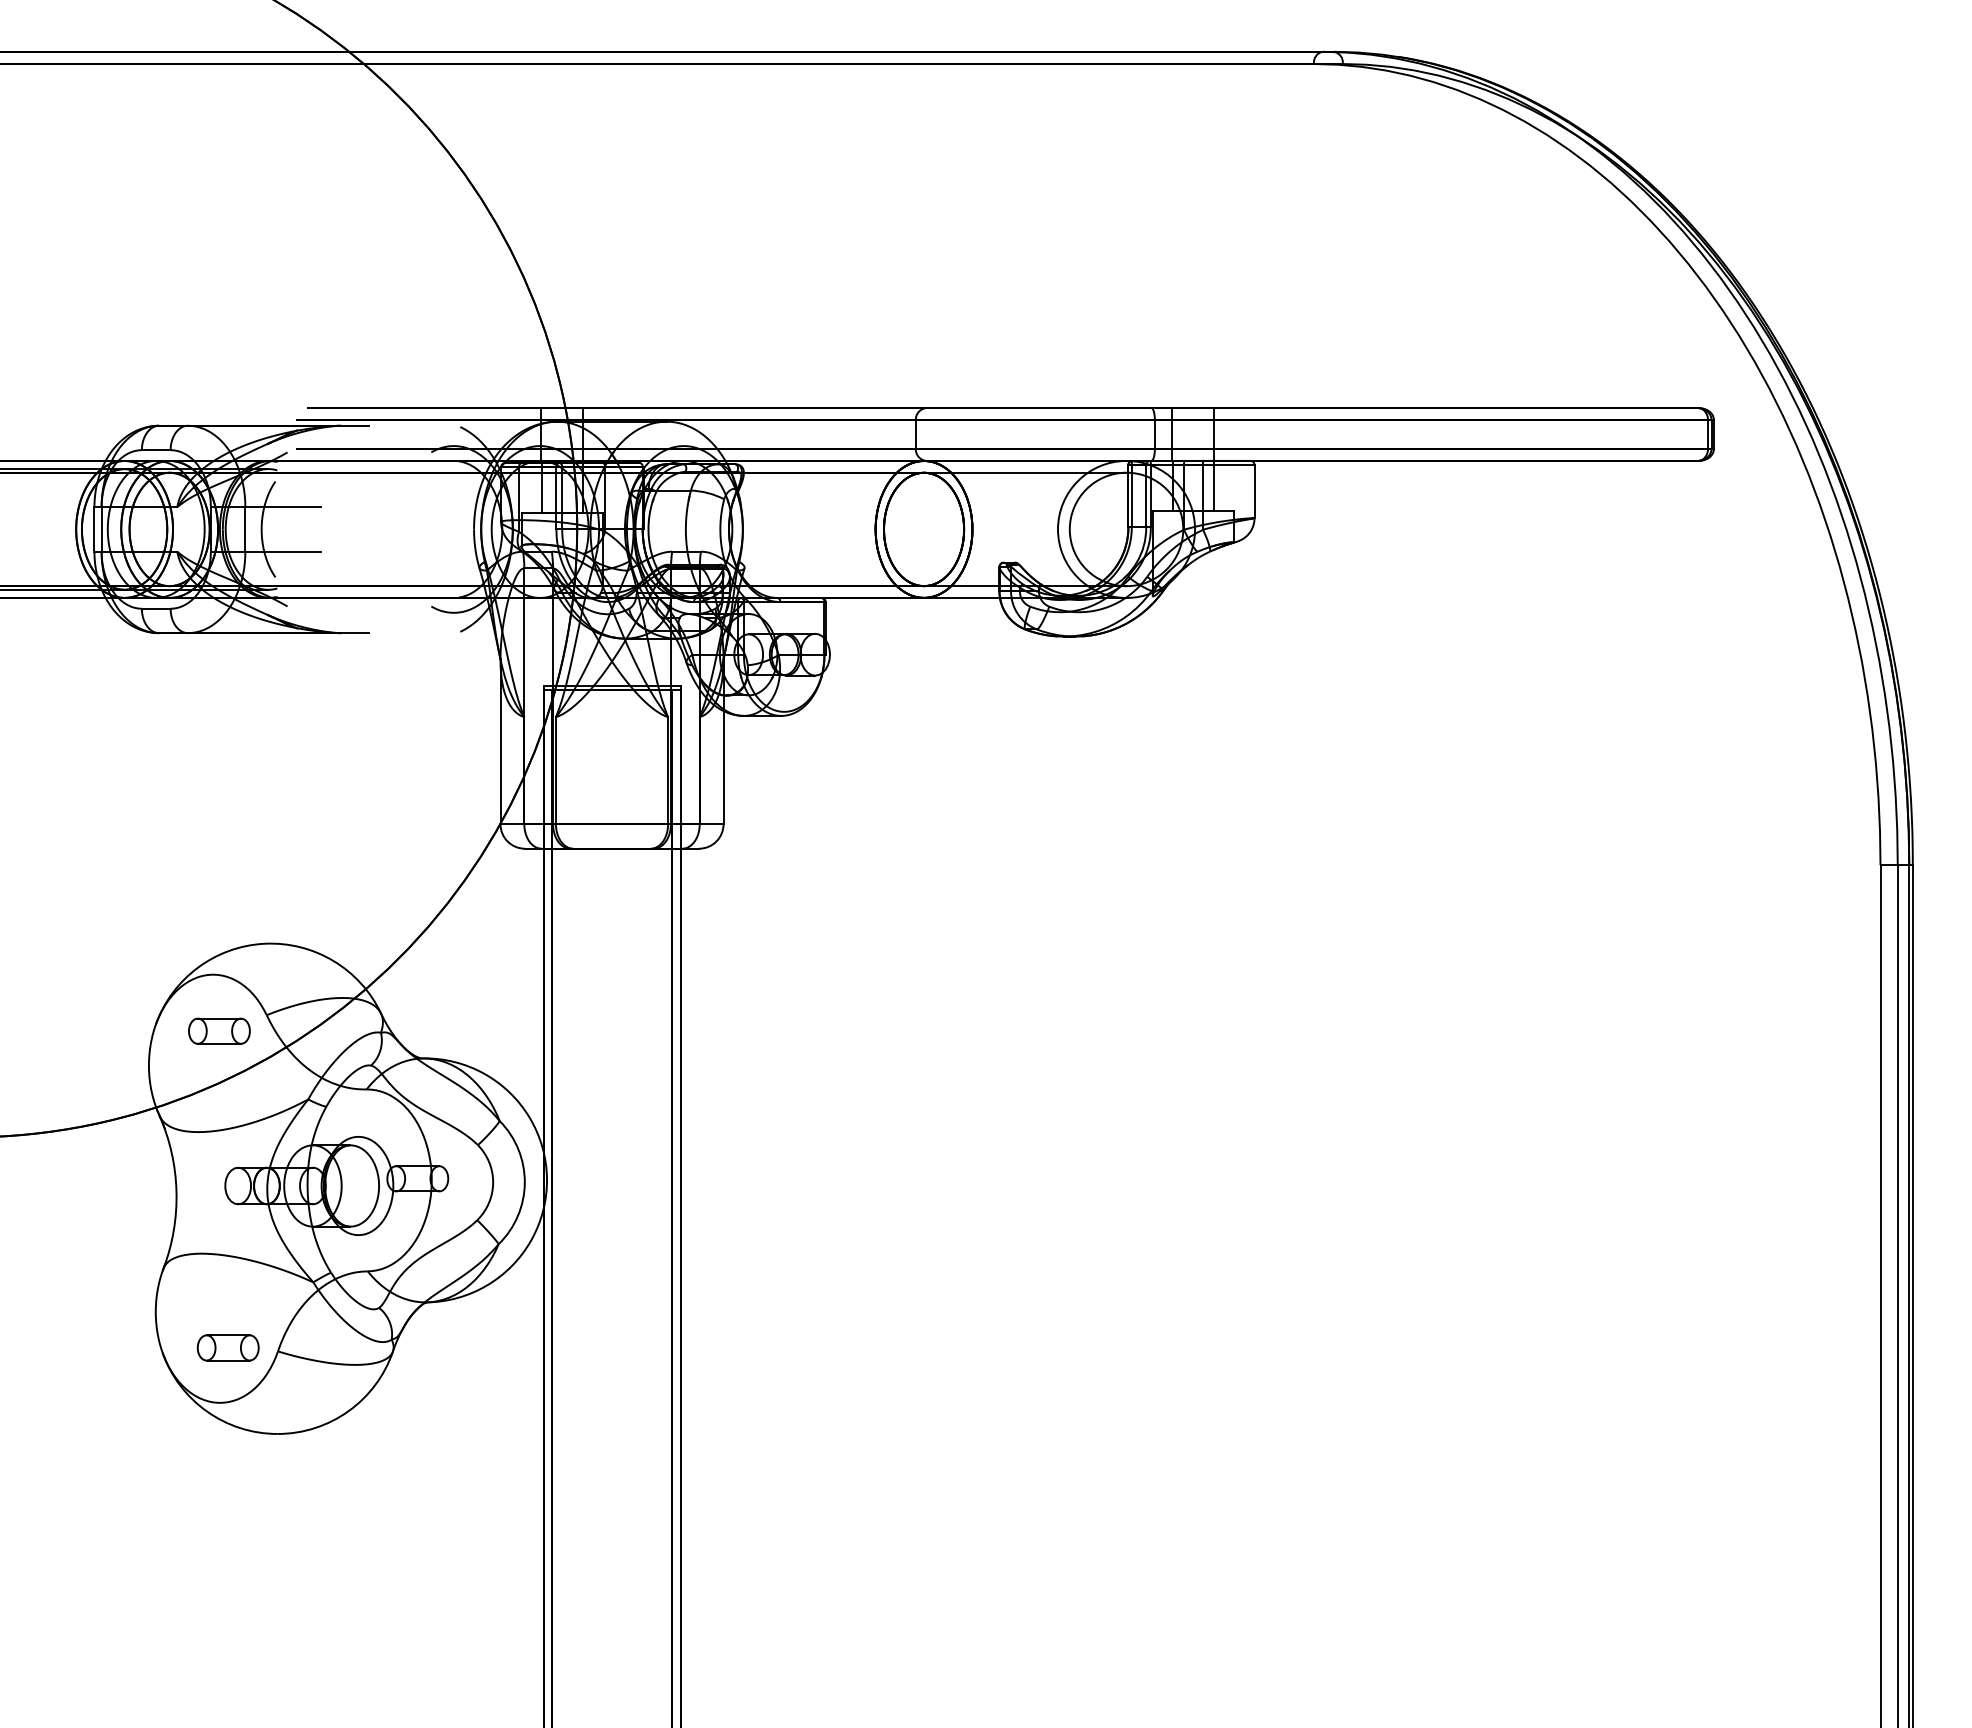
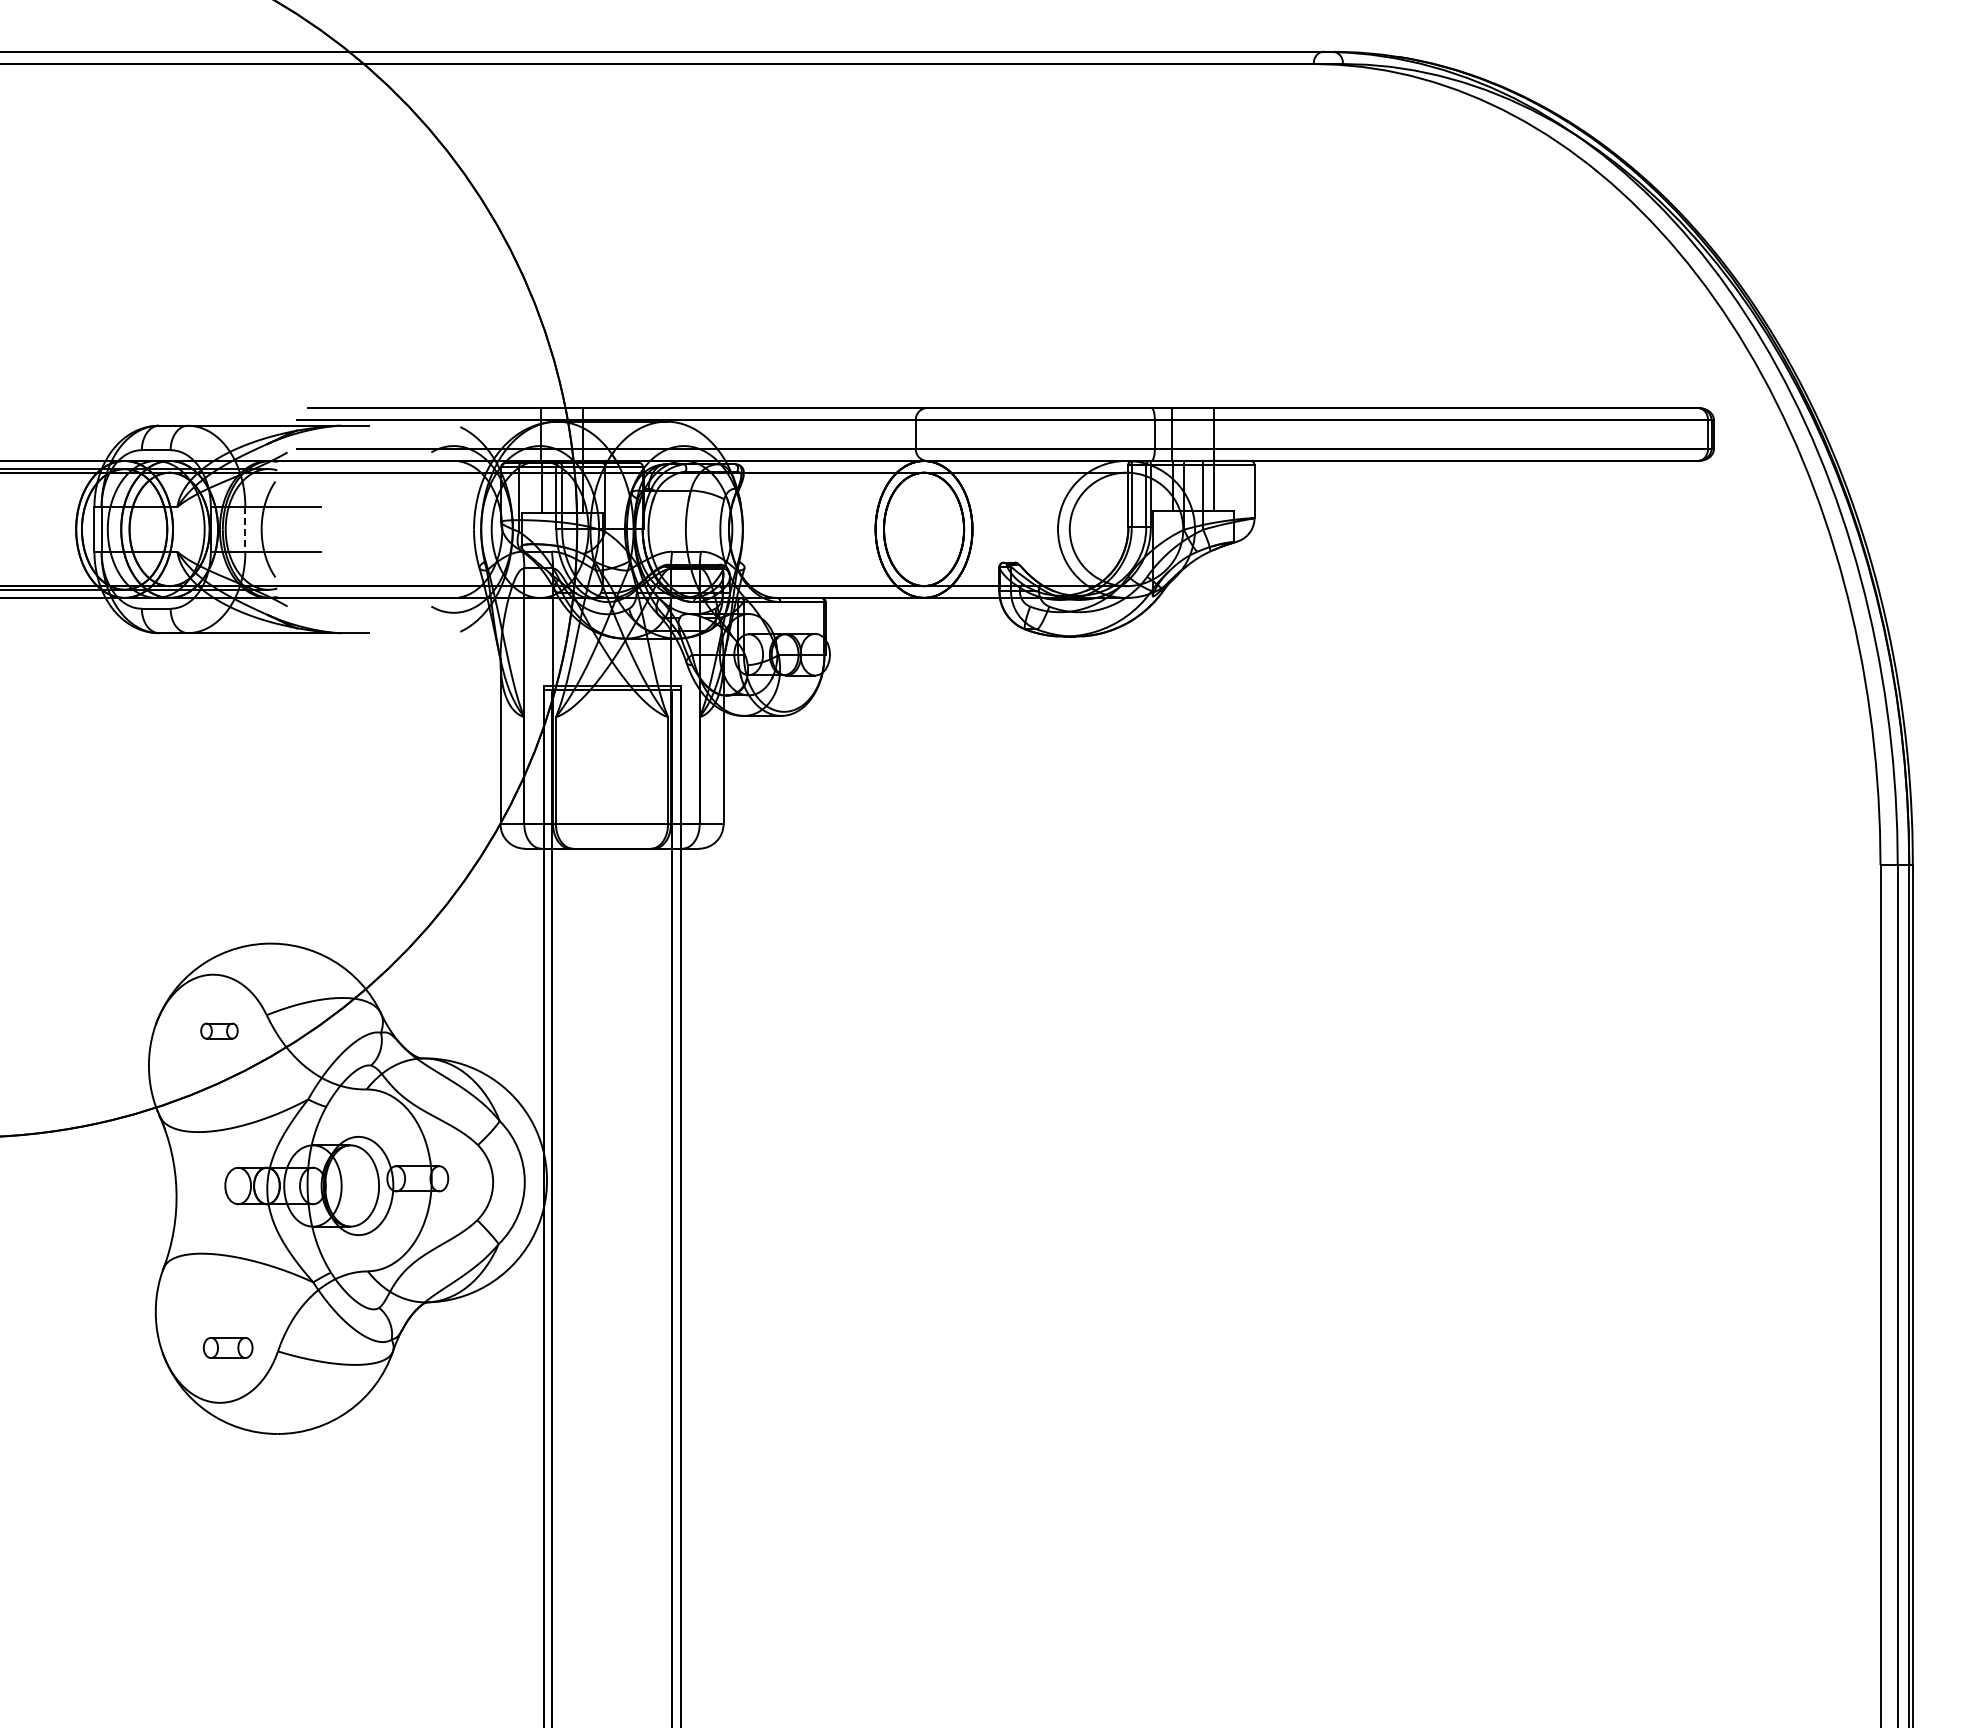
line: solid -> dashed (245, 529)
part size: 63x28 px -> 39x18 px (219, 1030)
part size: 64x28 px -> 51x22 px (228, 1347)
